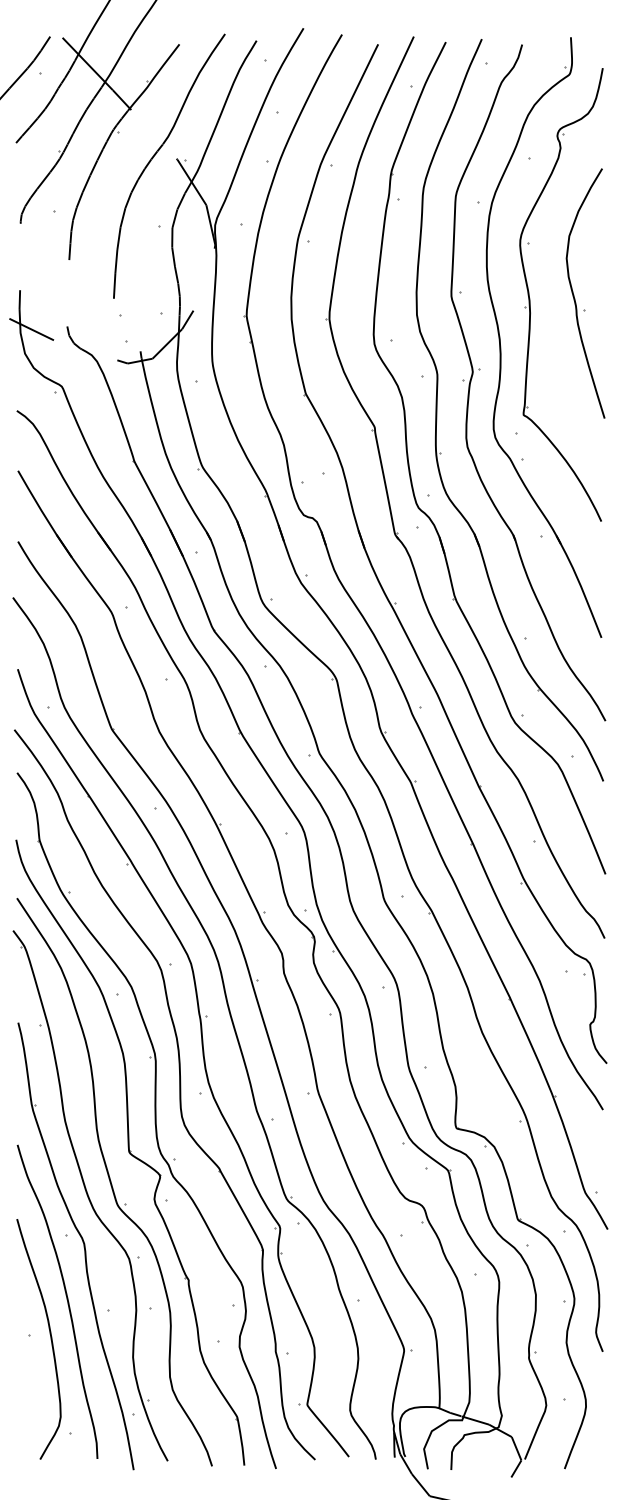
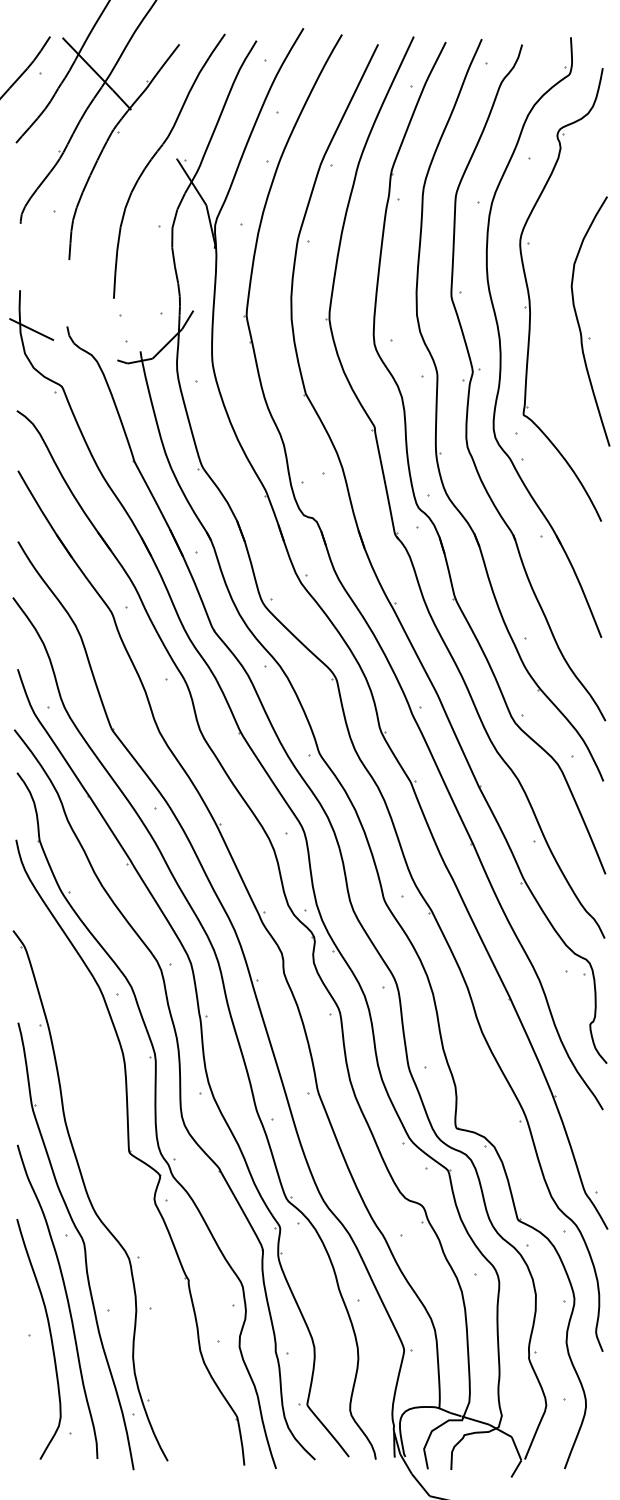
part position: (574, 294) -> (579, 322) (579, 322)
part: present -> none (114, 1182)
